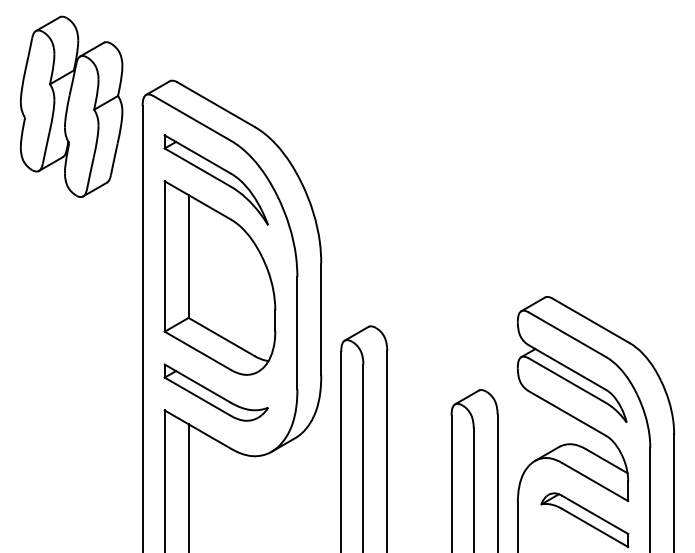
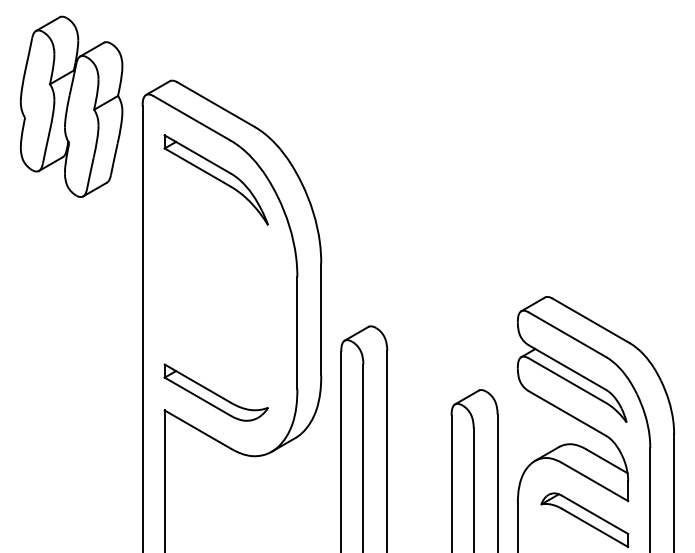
part: present -> none (219, 277)
line: present -> none (188, 486)
